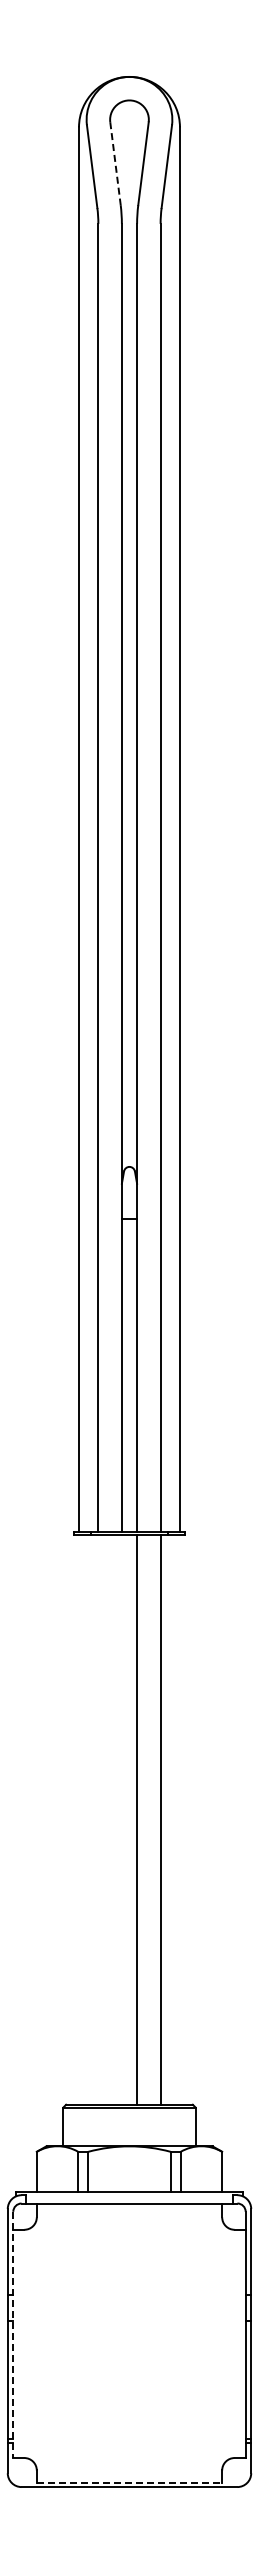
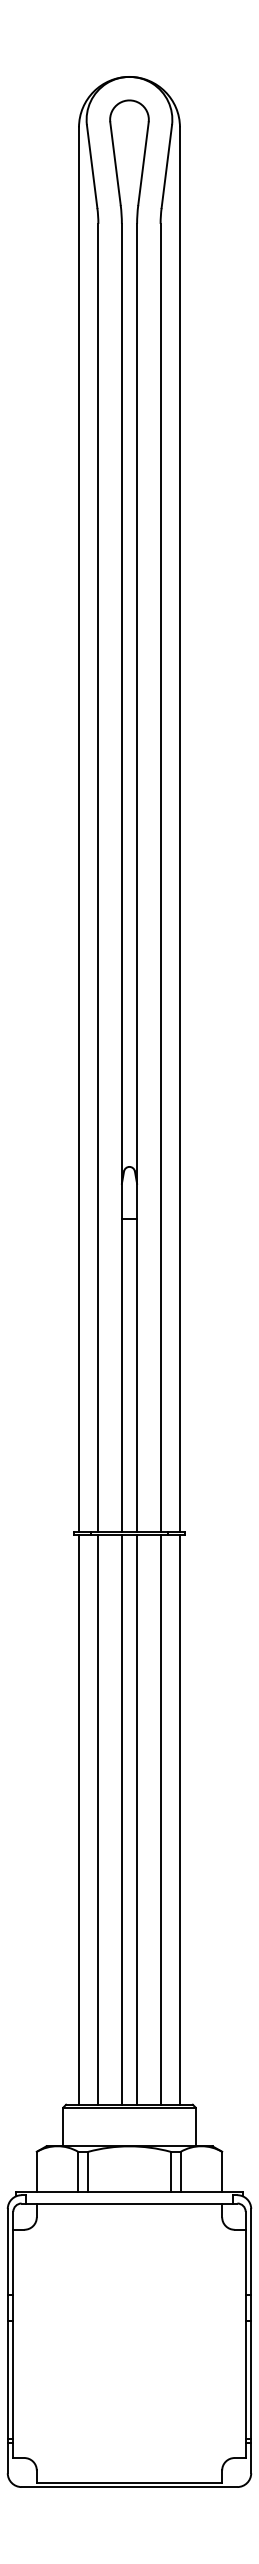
line: dashed -> solid (115, 163)
line: none -> present (79, 1819)
line: none -> present (98, 1819)
line: none -> present (121, 1819)
line: none -> present (179, 1819)
line: dashed -> solid (13, 2335)
line: dashed -> solid (129, 2482)
